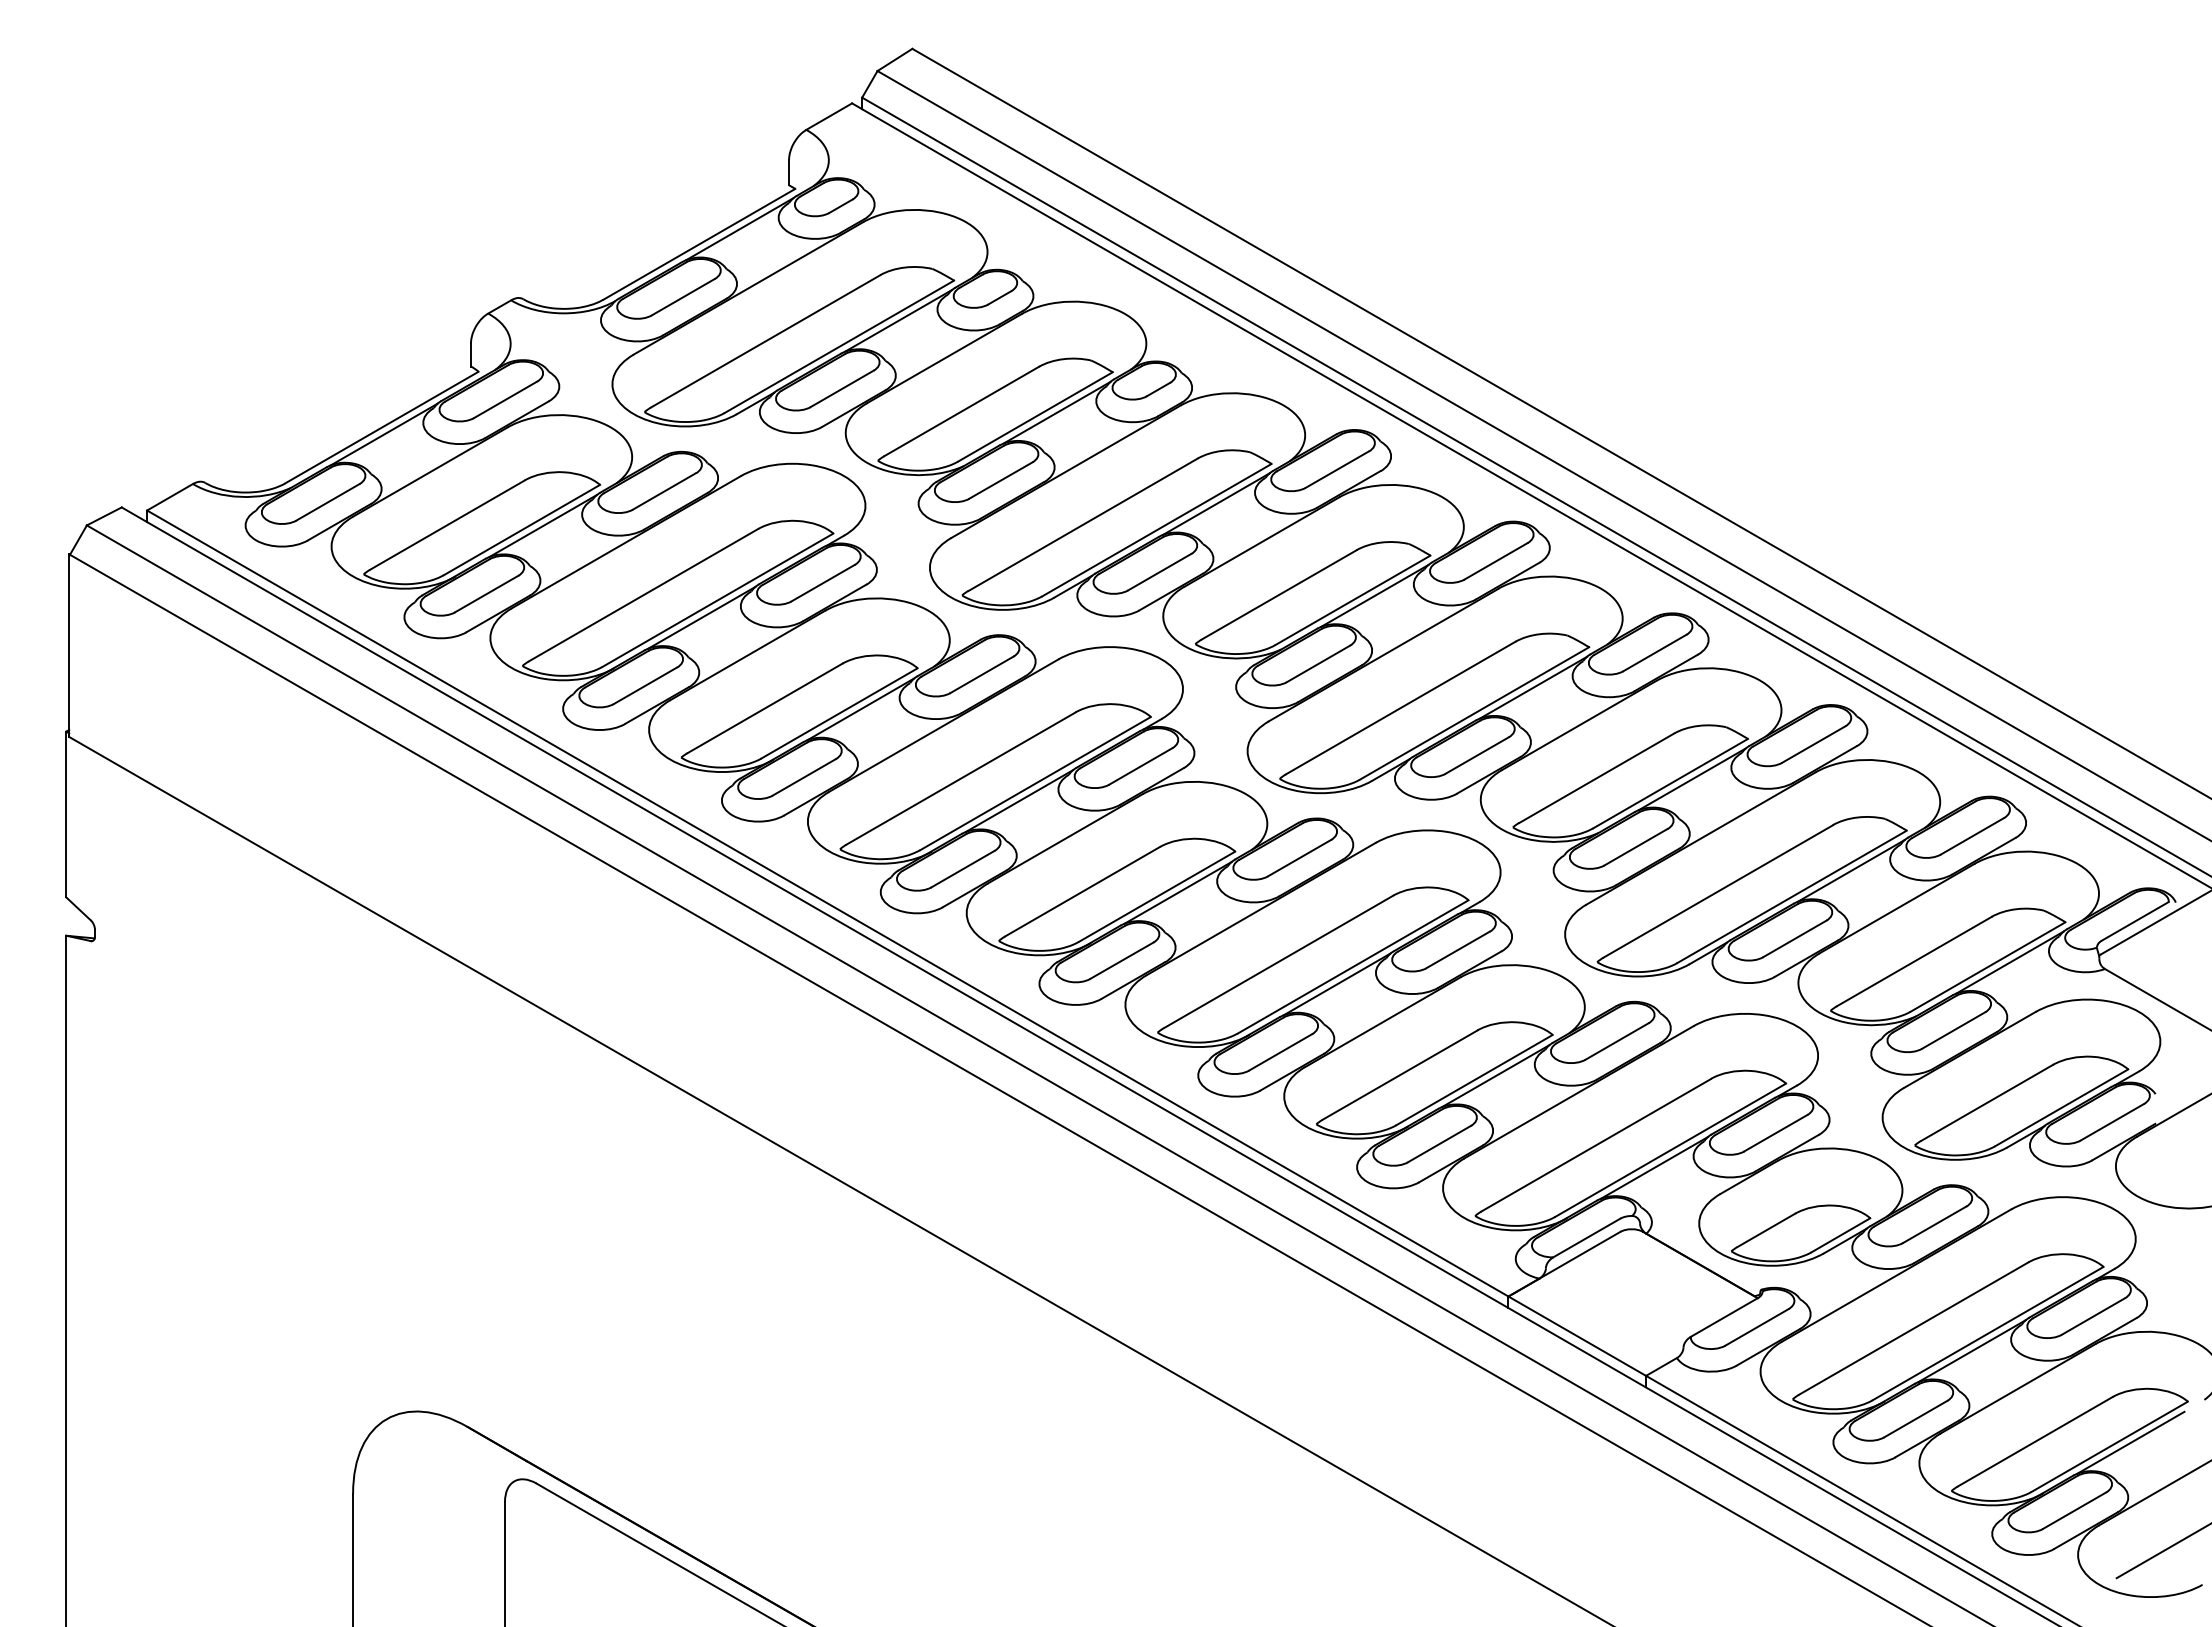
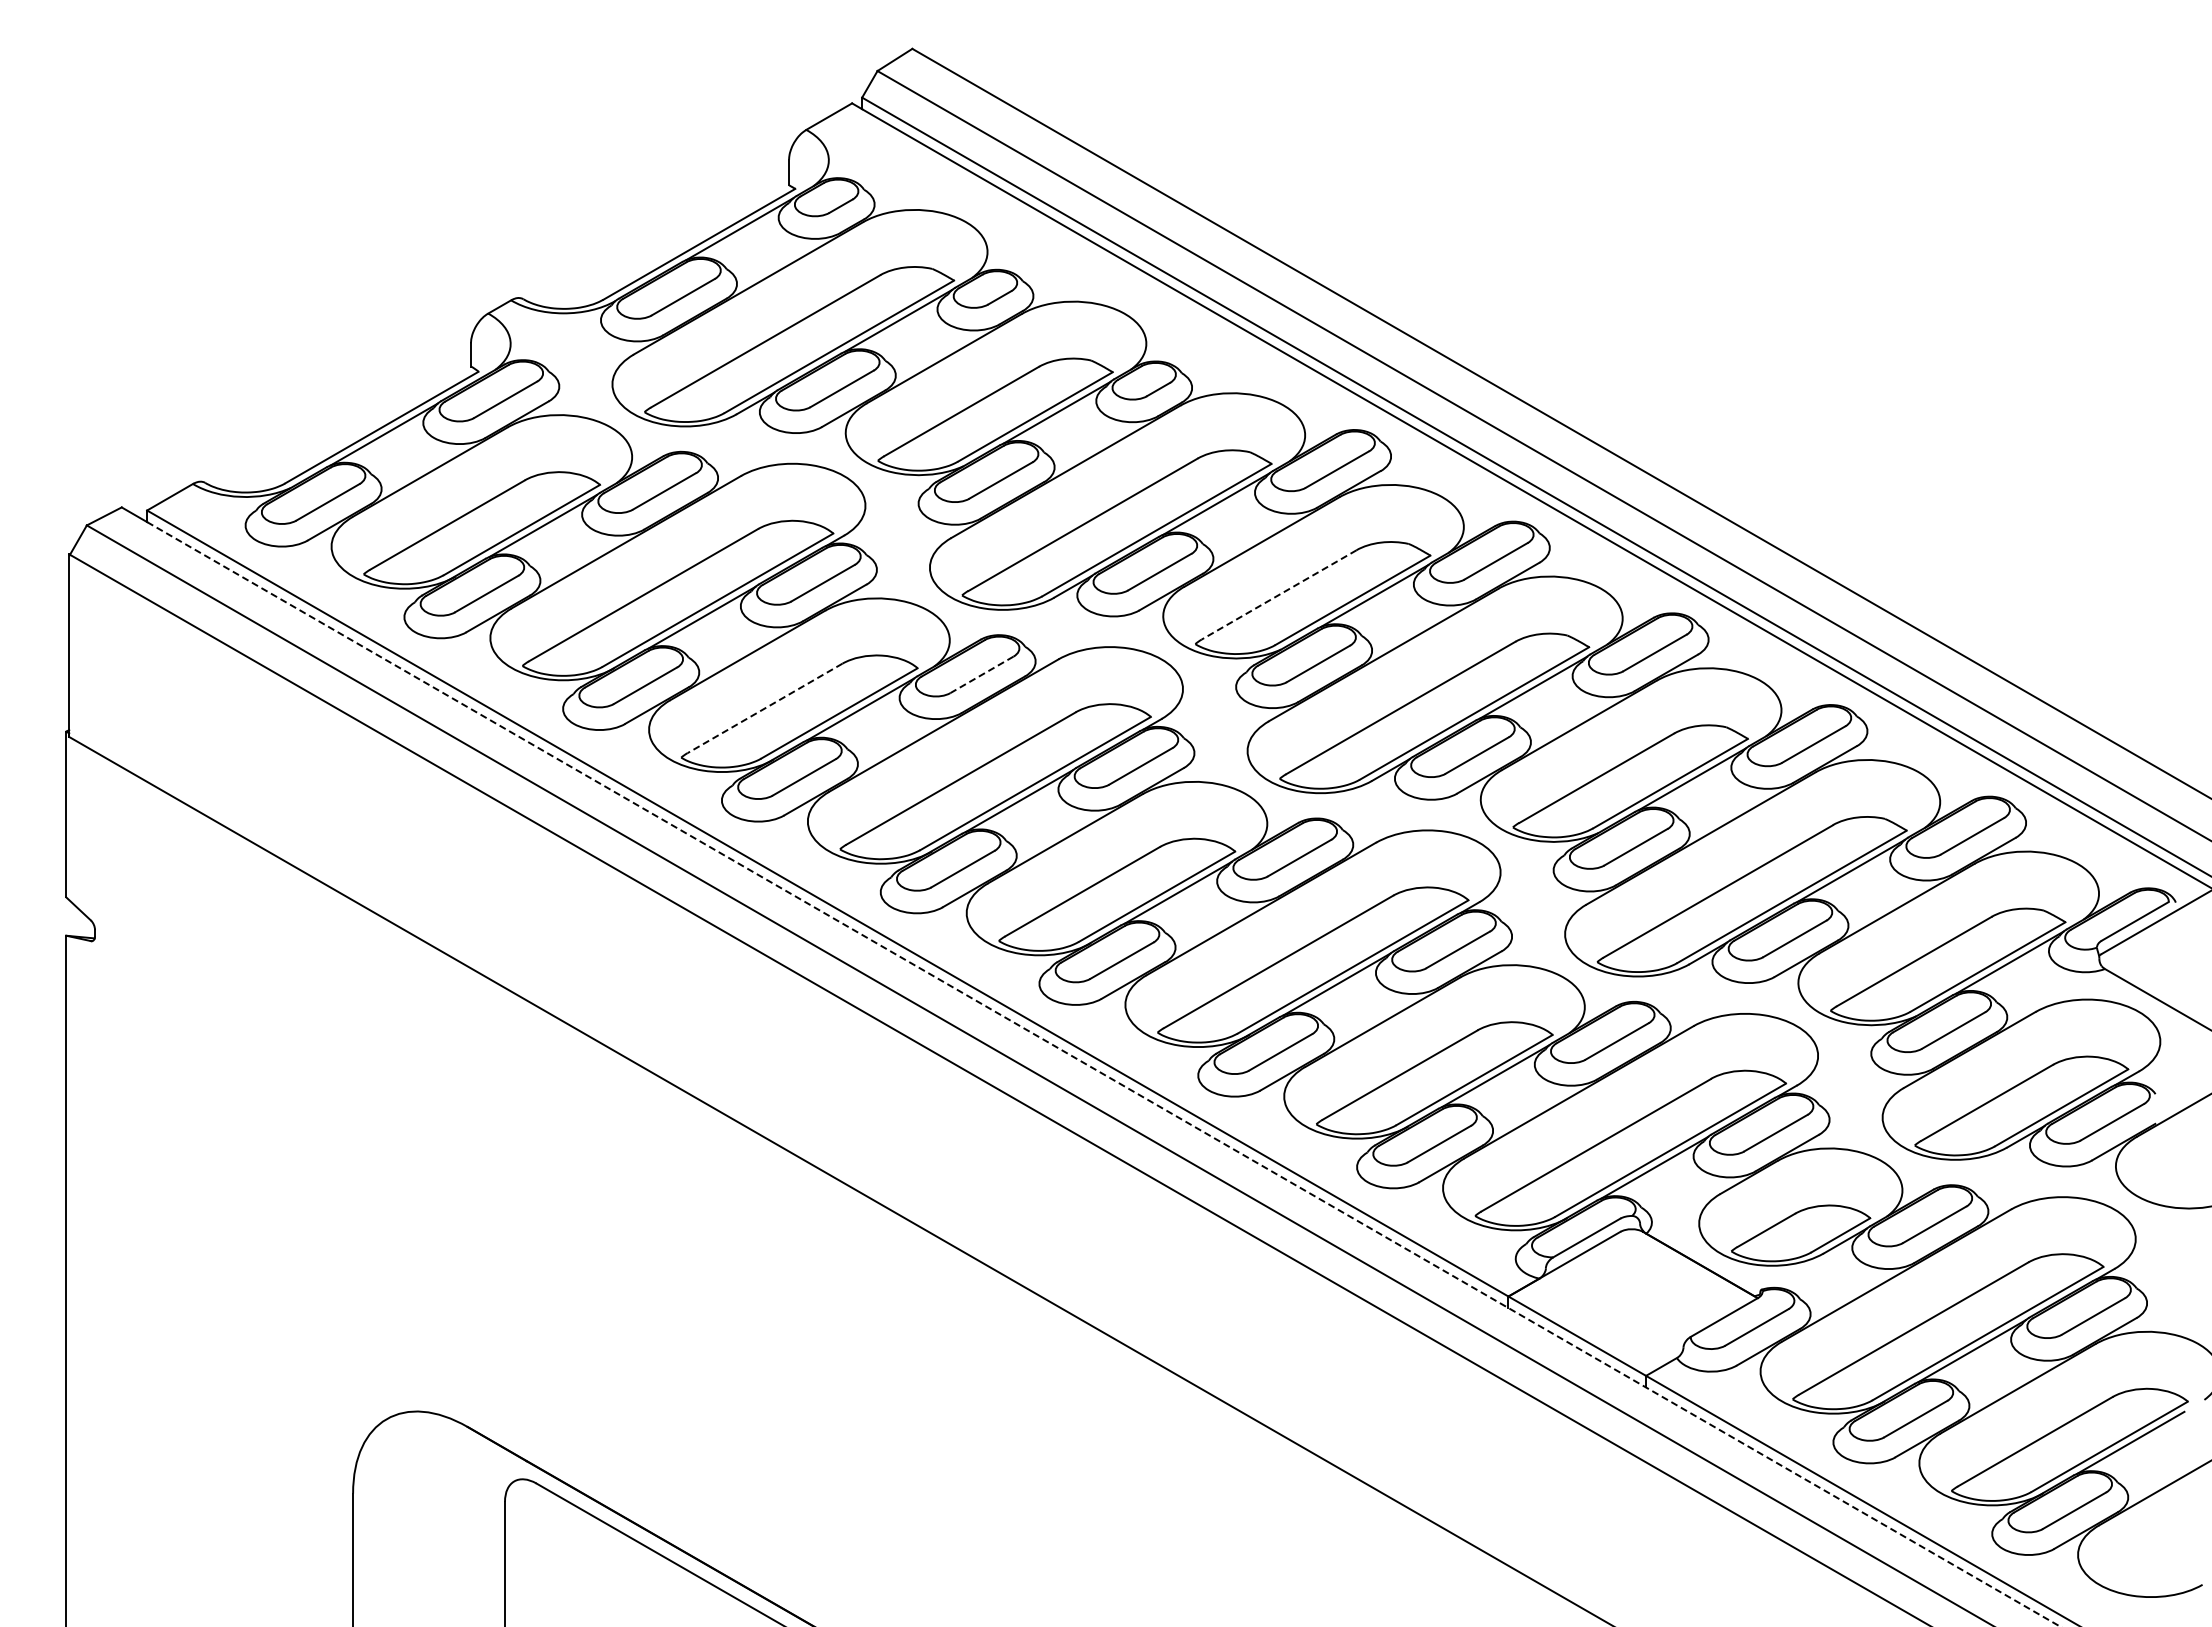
line: solid -> dashed (1278, 595)
line: solid -> dashed (981, 675)
line: solid -> dashed (764, 708)
line: solid -> dashed (1103, 1074)
line: present -> none (2162, 1551)
